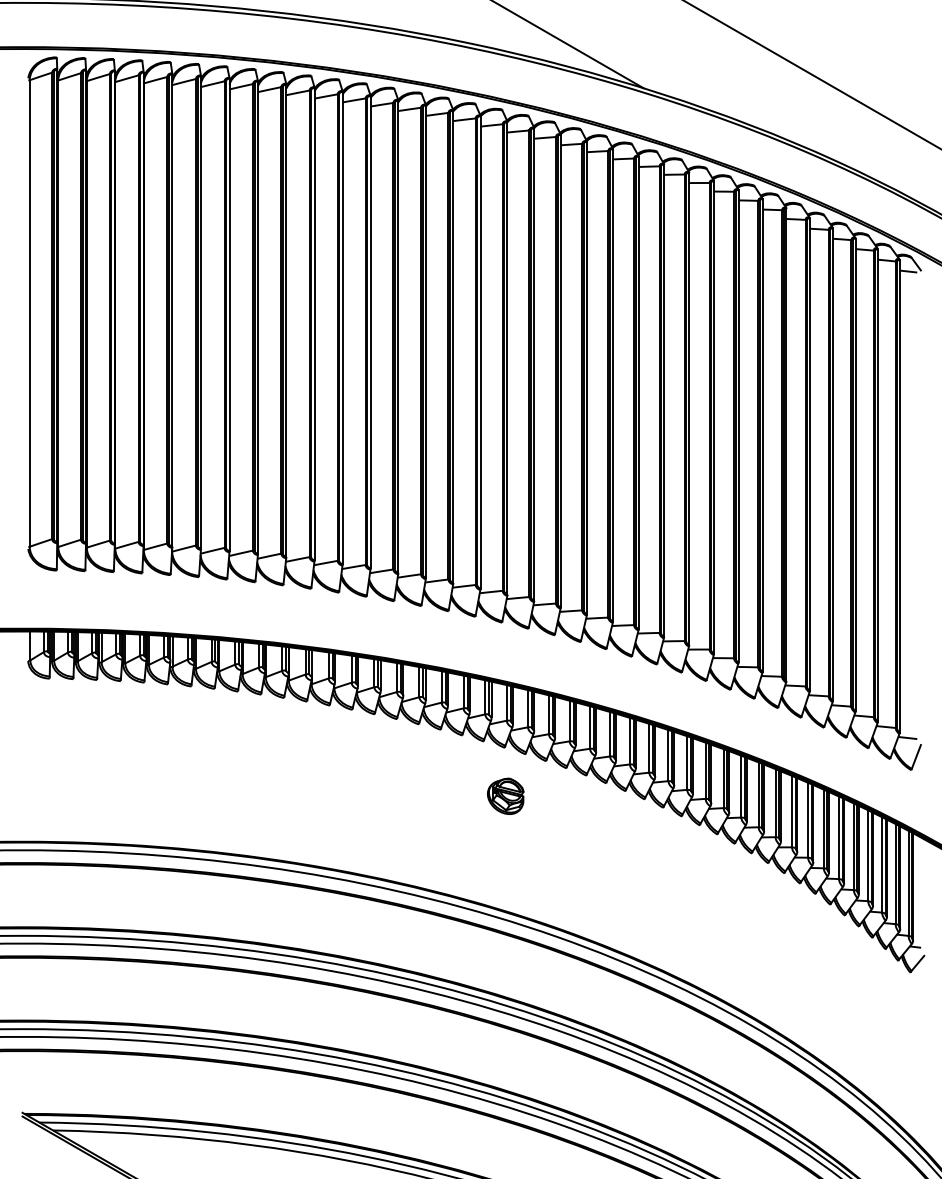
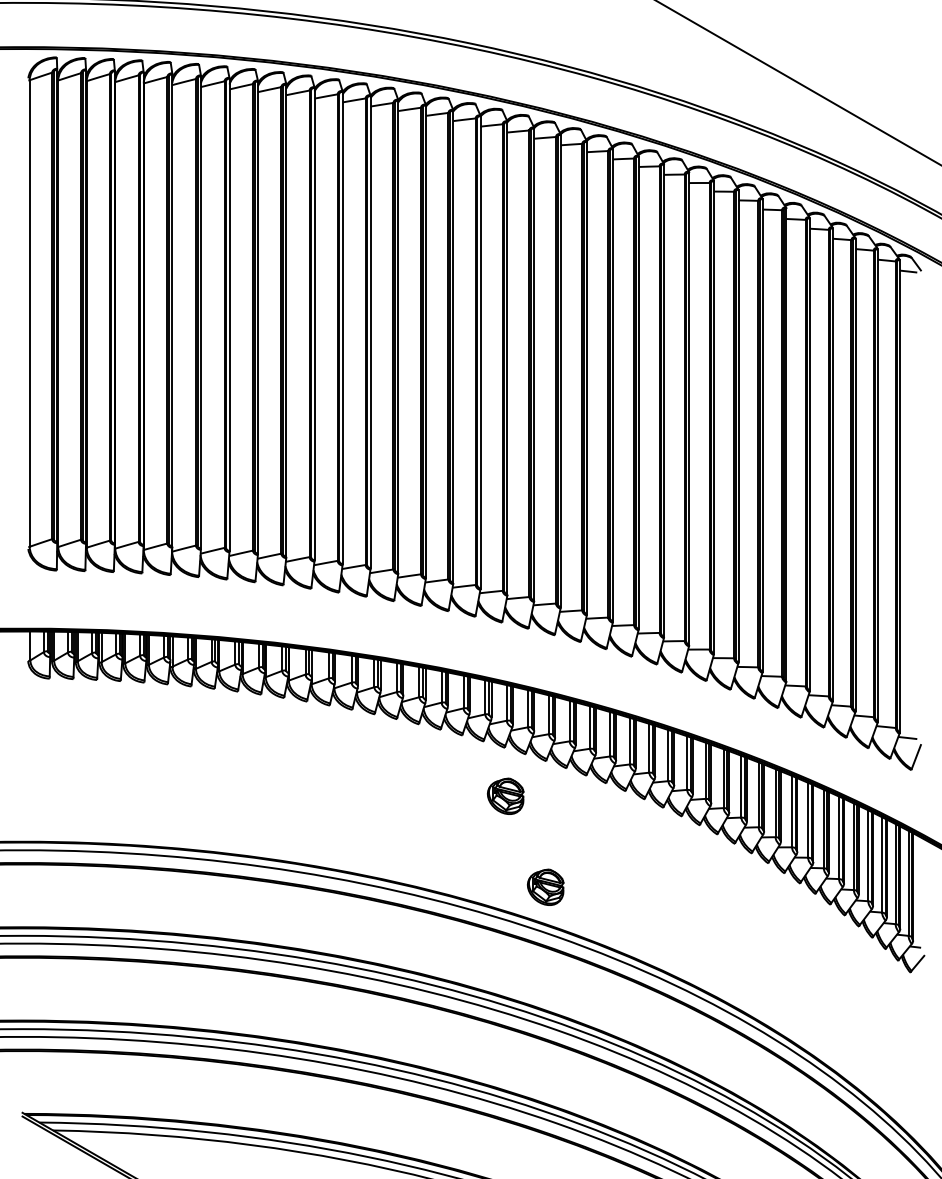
line: present -> none (568, 45)
line position: (812, 74) -> (798, 82) (798, 82)
part: none -> present (545, 886)
